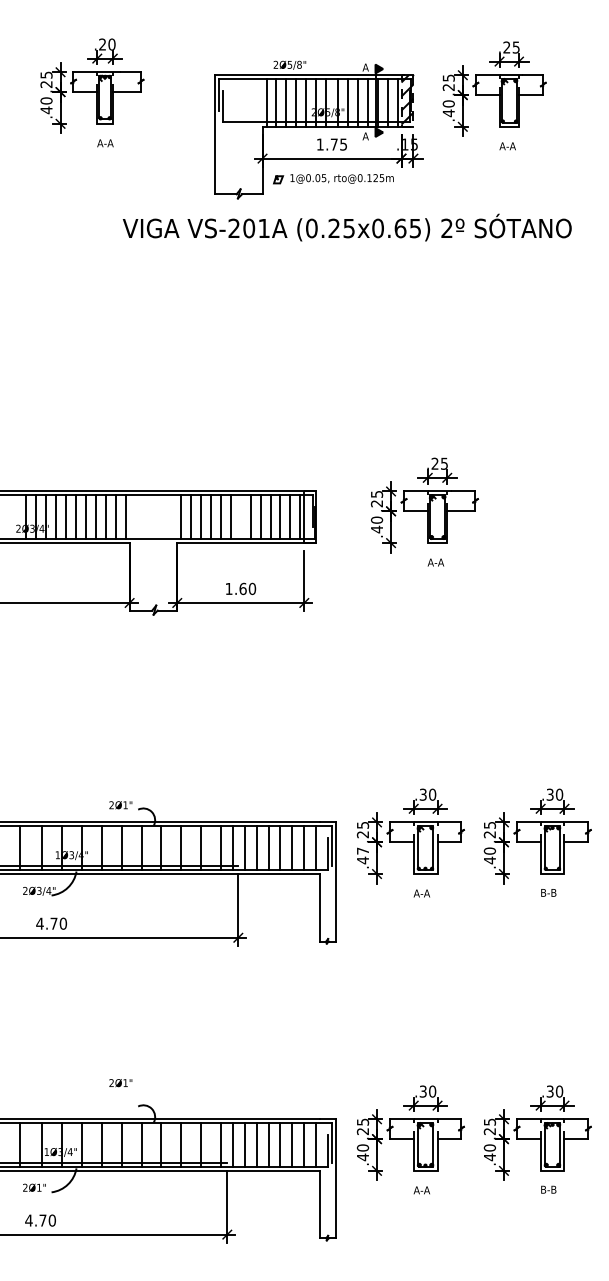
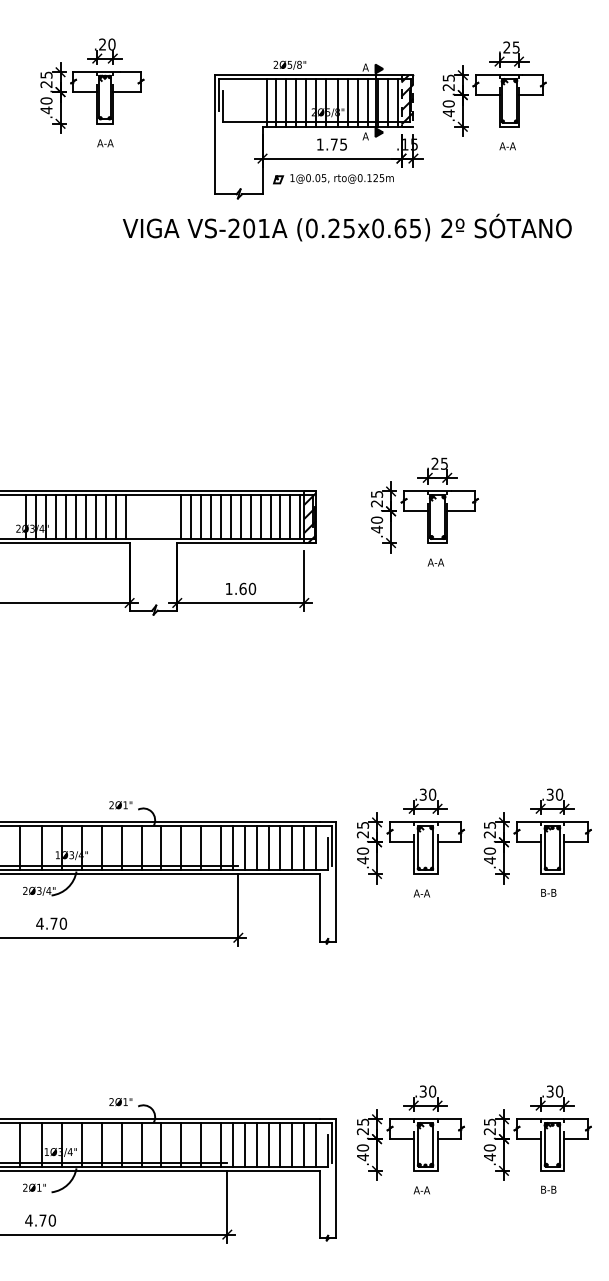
line: none -> present (240, 517)
hatch: none -> present (310, 518)
text: .47 -> .40 (362, 850)
text position: (120, 1083) -> (120, 1102) (120, 1102)
